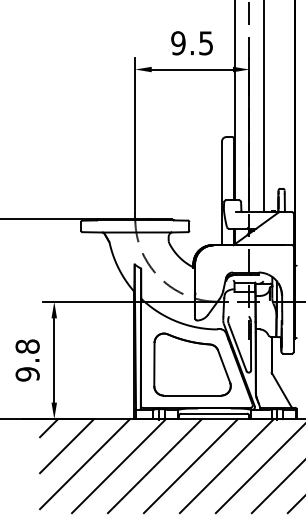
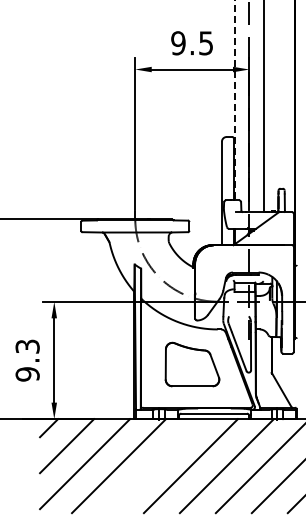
line: solid -> dashed (235, 100)
text: 9.8 -> 9.3 (27, 346)
part size: 79x65 px -> 57x47 px (192, 364)
line: present -> none (154, 466)
